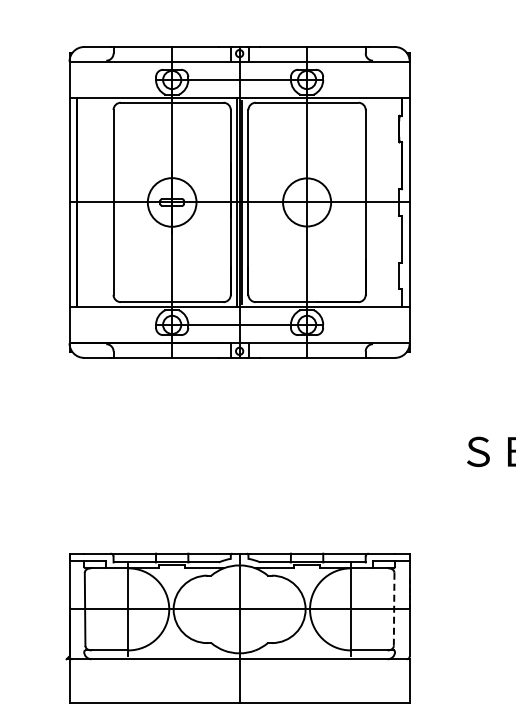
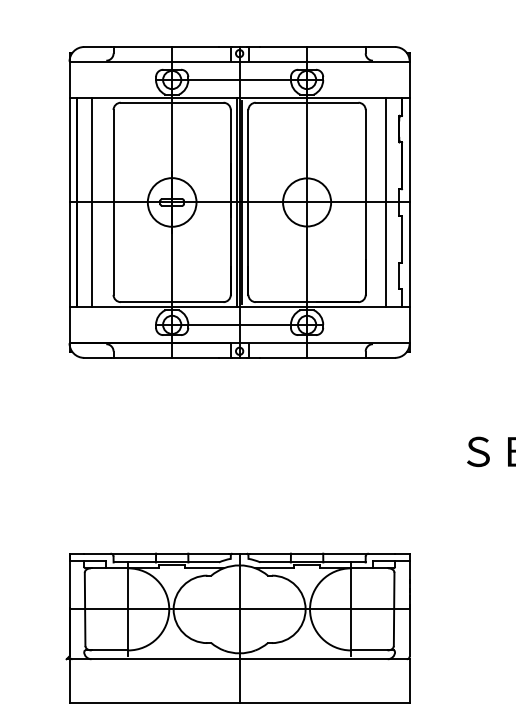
line: none -> present (92, 202)
line: none -> present (386, 202)
line: dashed -> solid (394, 609)
